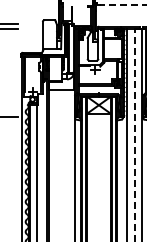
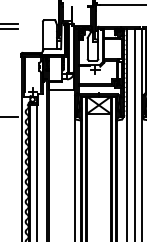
line: dashed -> solid (122, 5)
line: dashed -> solid (134, 134)
